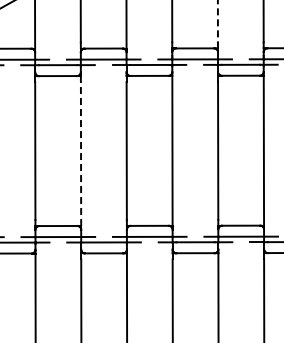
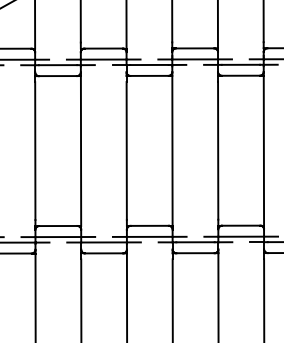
line: dashed -> solid (217, 24)
line: dashed -> solid (81, 151)
